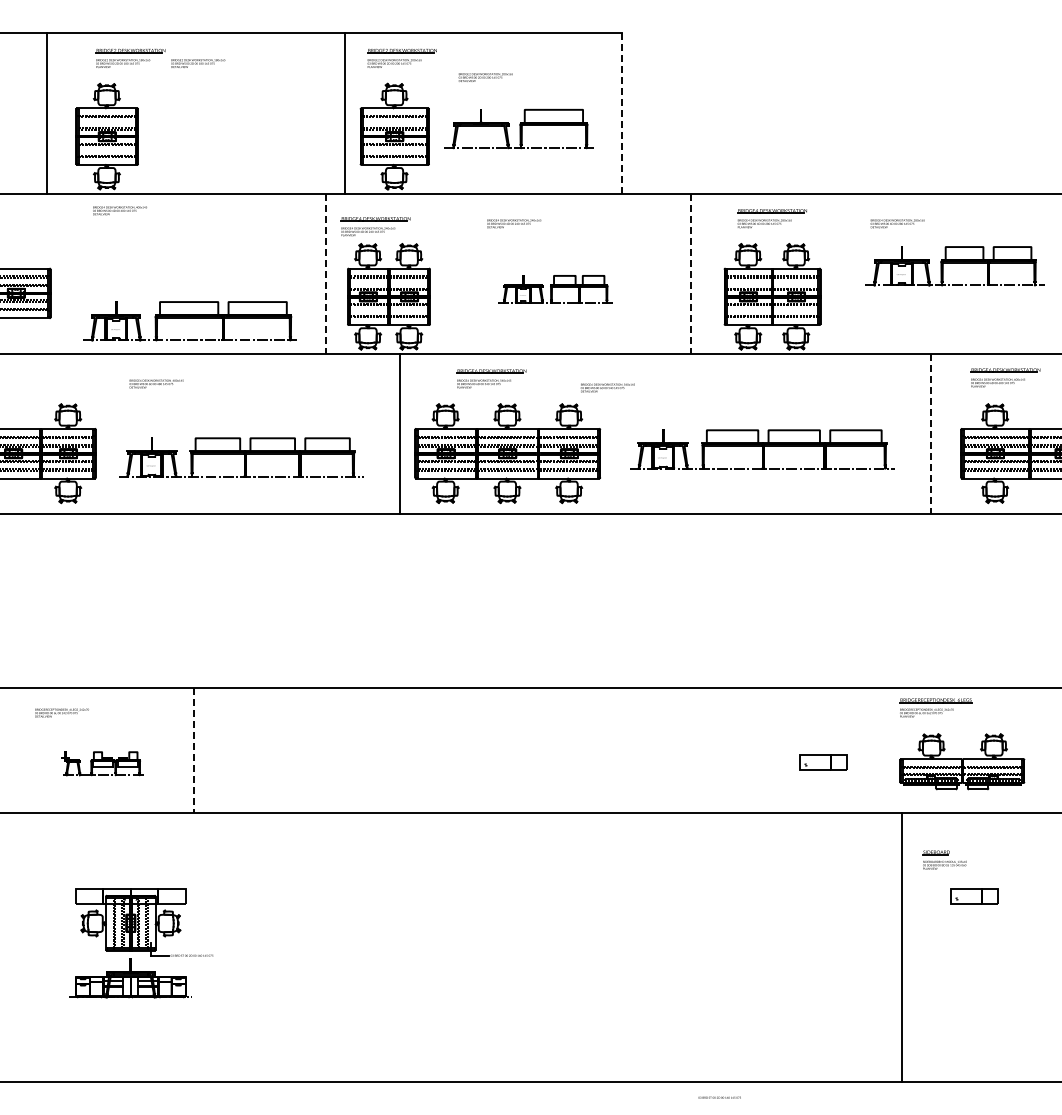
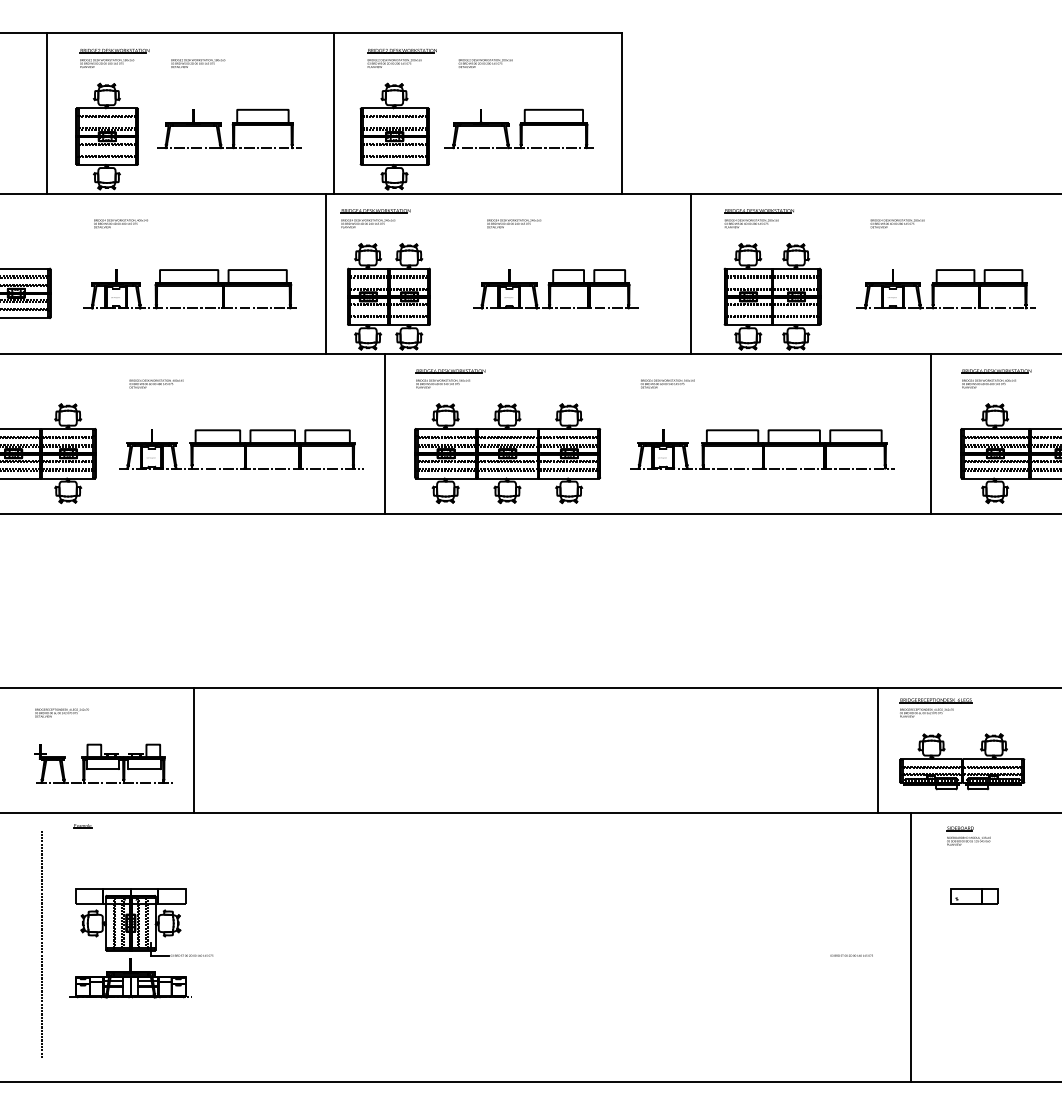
part position: (130, 58) -> (114, 58) (114, 58)
text position: (485, 77) -> (485, 63) (485, 63)
line position: (345, 113) -> (334, 113) (334, 113)
line: dashed -> solid (621, 114)
part: none -> present (229, 128)
text position: (119, 210) -> (120, 223) (120, 223)
part position: (771, 218) -> (758, 218) (758, 218)
part position: (375, 226) -> (375, 218) (375, 218)
part position: (954, 266) -> (945, 289) (945, 289)
line: dashed -> solid (325, 274)
line: dashed -> solid (691, 274)
part size: 115x29 px -> 166x41 px (555, 289)
part position: (189, 321) -> (189, 289) (189, 289)
part position: (1005, 377) -> (996, 378) (996, 378)
part position: (491, 378) -> (450, 378) (450, 378)
text position: (607, 387) -> (667, 383) (667, 383)
line position: (400, 433) -> (385, 433) (385, 433)
line: dashed -> solid (931, 434)
part position: (241, 457) -> (241, 449) (241, 449)
line: dashed -> solid (193, 750)
line: none -> present (877, 750)
part: present -> none (823, 762)
part size: 83x26 px -> 139x41 px (103, 763)
part: none -> present (82, 826)
part position: (944, 859) -> (968, 835) (968, 835)
line: none -> present (42, 943)
line position: (901, 947) -> (910, 947) (910, 947)
text position: (719, 1097) -> (851, 955) (851, 955)
